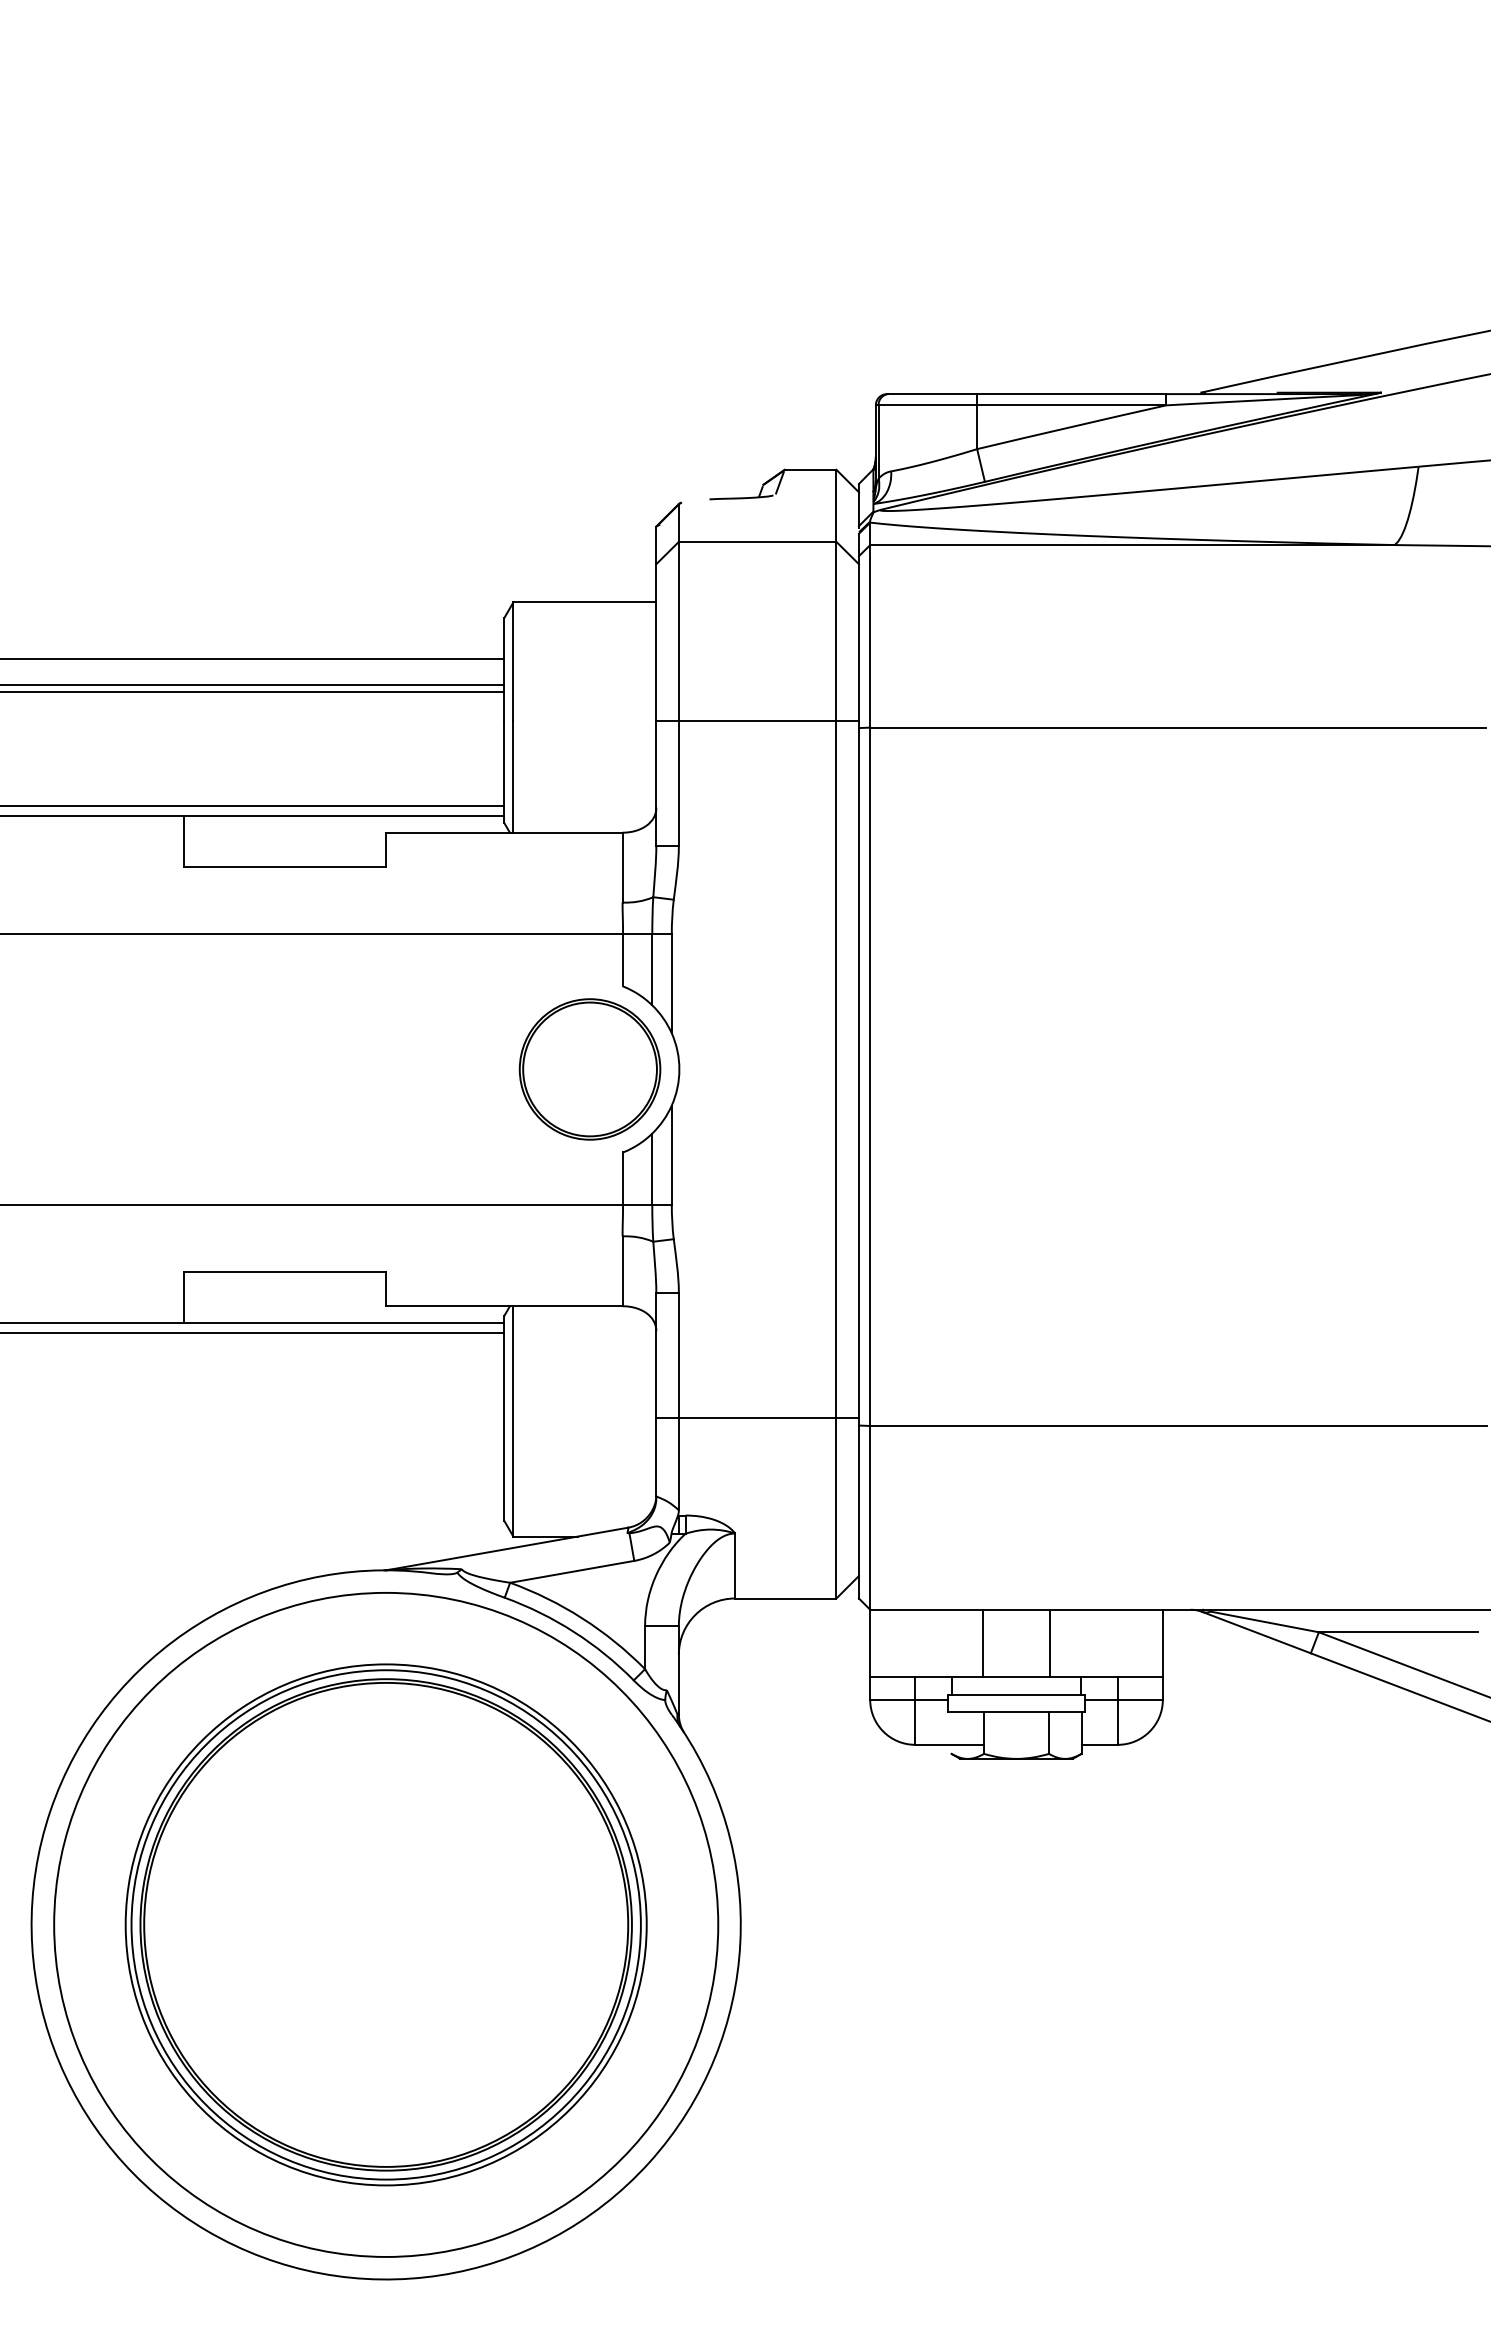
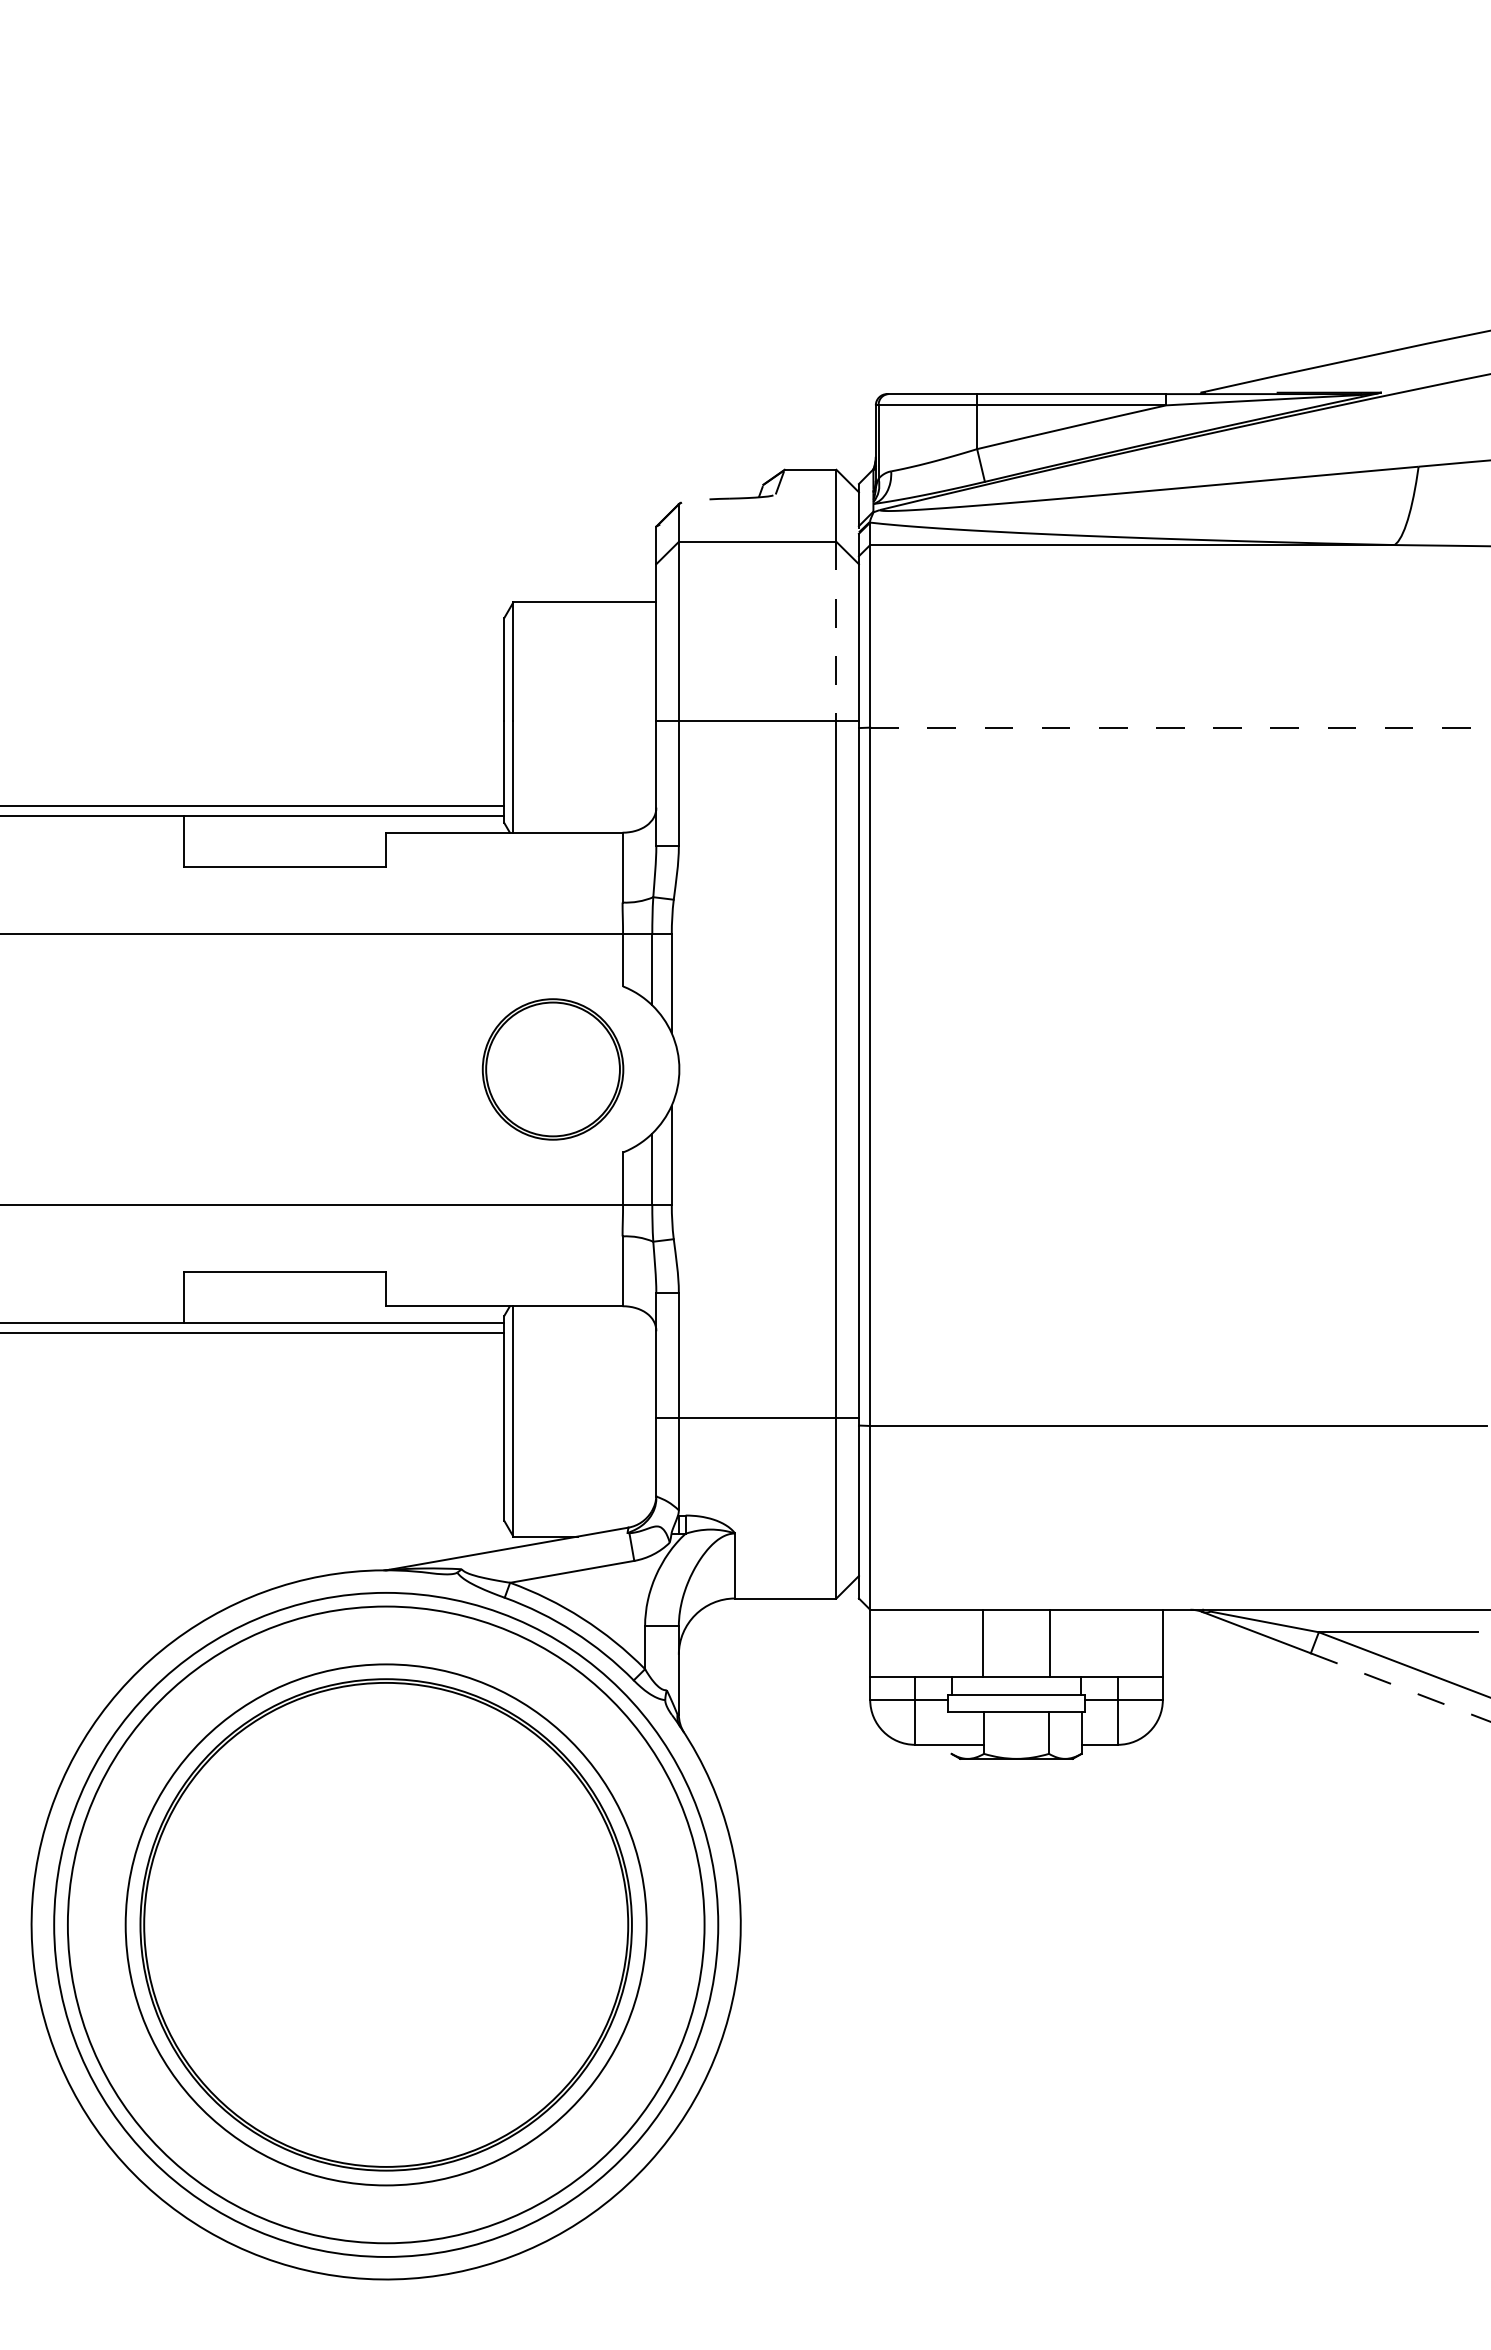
line: solid -> dashed (836, 631)
line: present -> none (253, 658)
line: present -> none (253, 684)
line: present -> none (253, 692)
line: solid -> dashed (1178, 727)
part position: (589, 1069) -> (552, 1069) (552, 1069)
line: solid -> dashed (1401, 1687)
circle diameter: 509 px -> 637 px (385, 1924)
